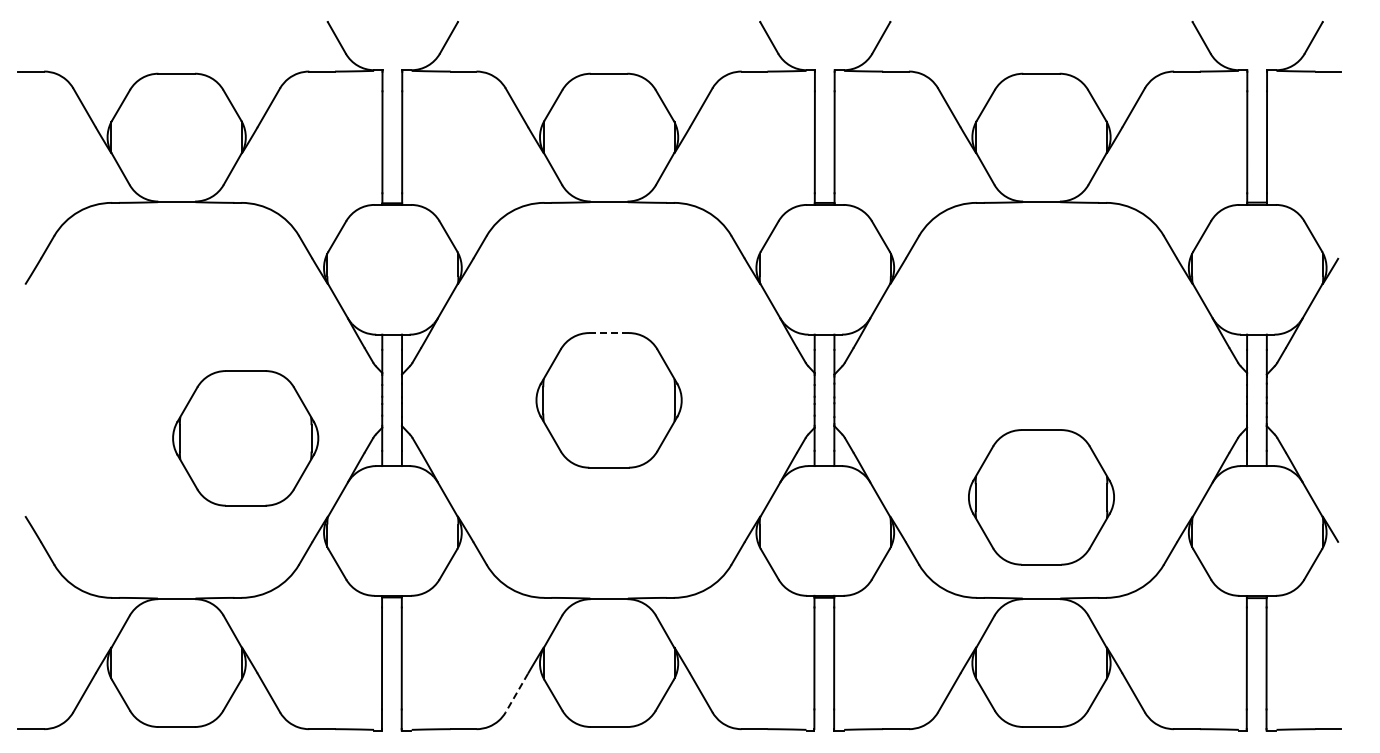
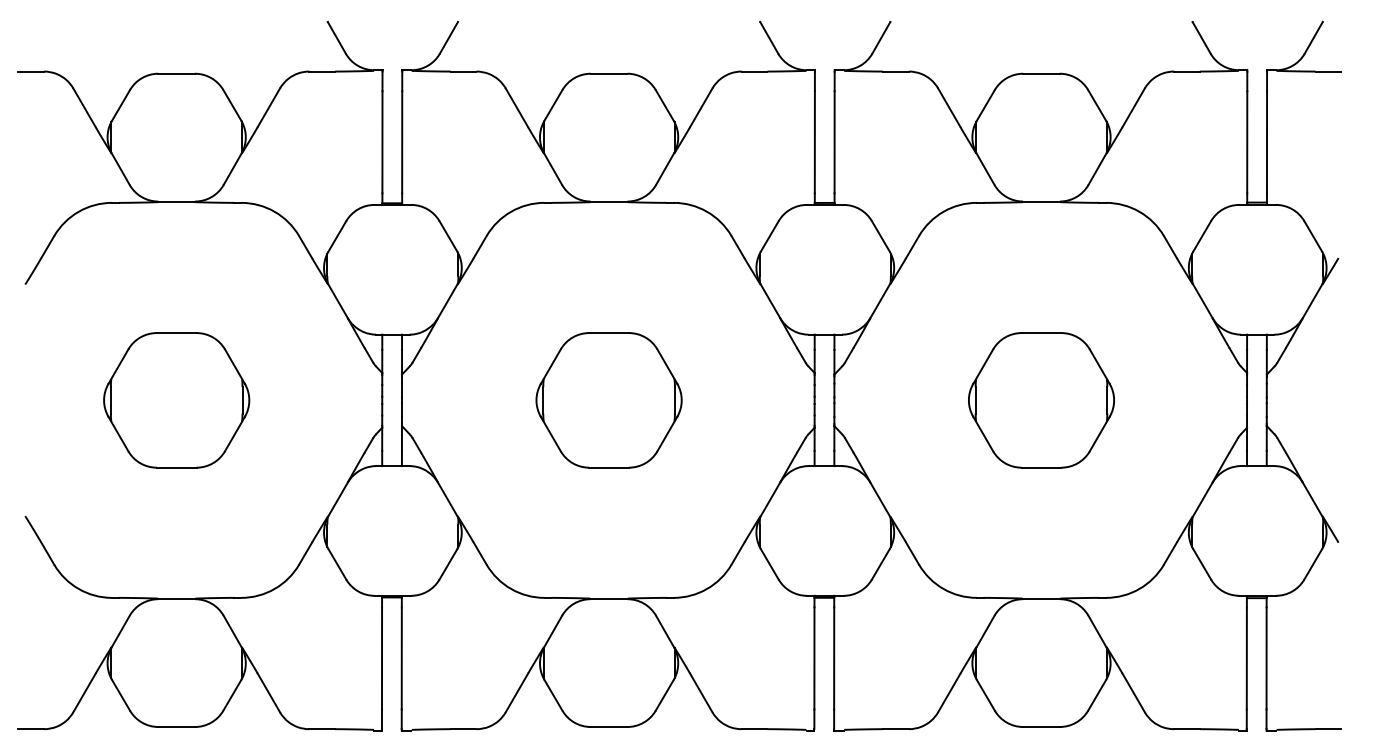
line: dashed -> solid (609, 333)
part position: (245, 438) -> (176, 400) (176, 400)
part position: (1041, 497) -> (1041, 400) (1041, 400)
line: dashed -> solid (516, 693)
